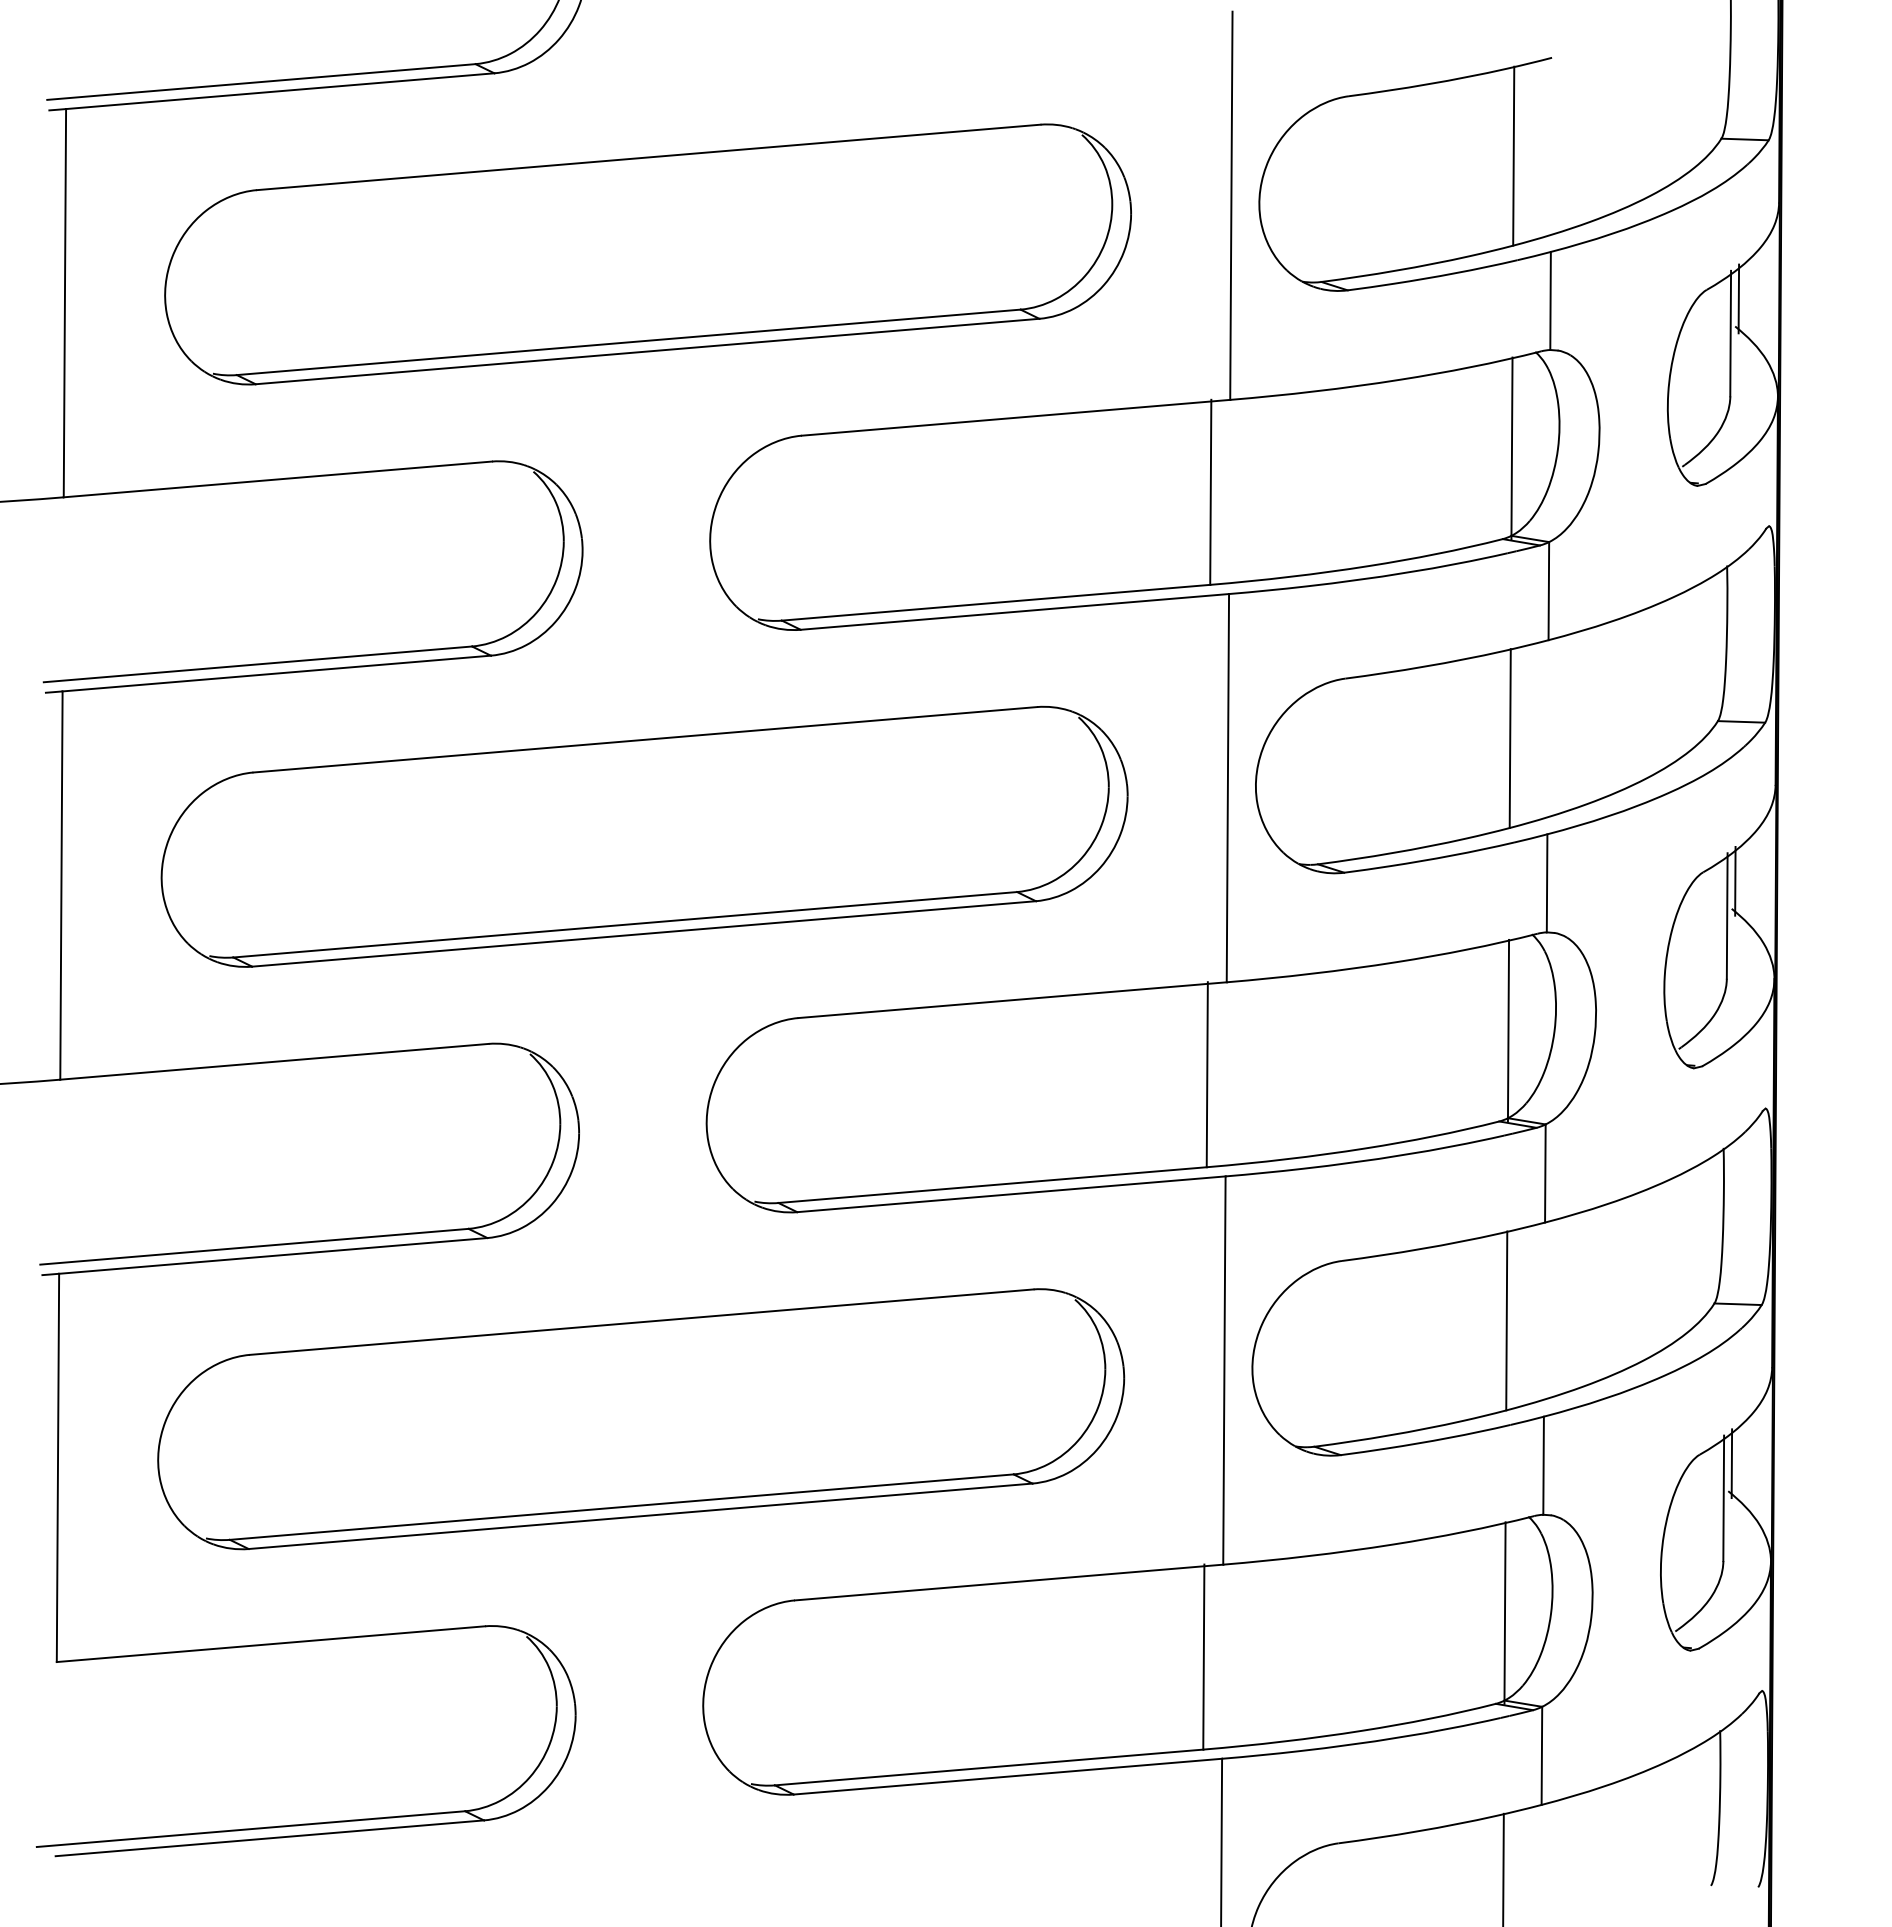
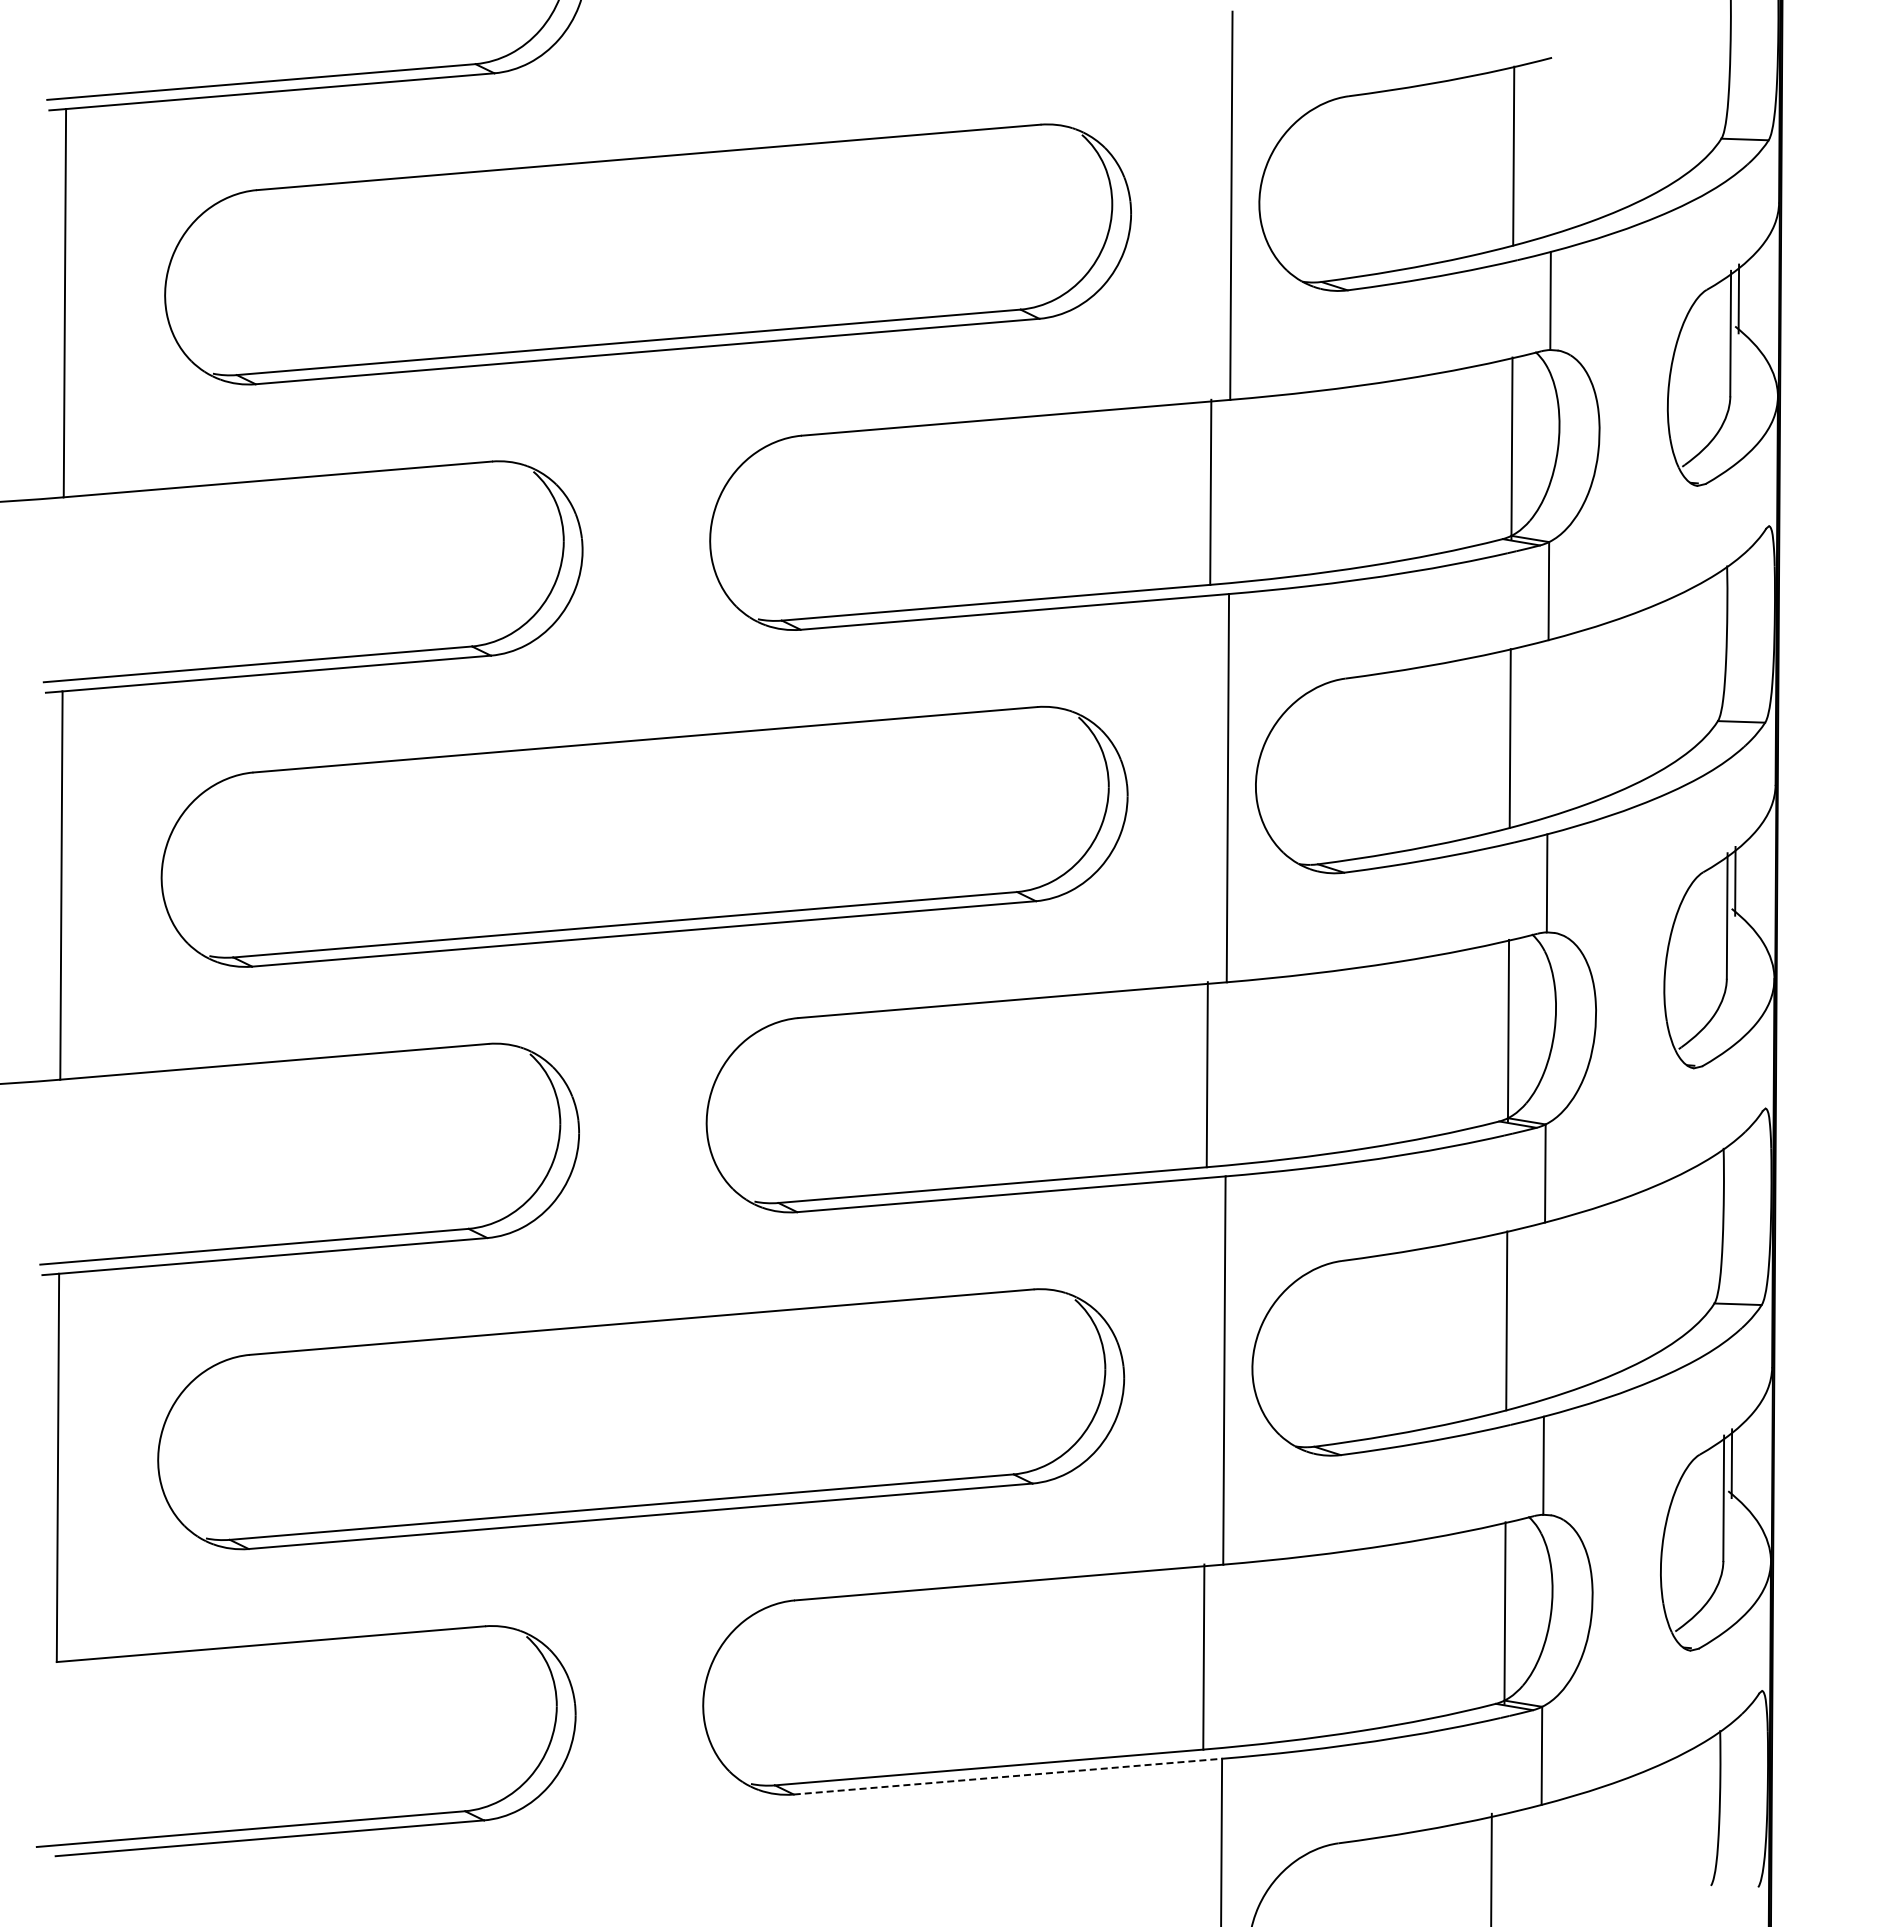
line: solid -> dashed (1007, 1776)
line position: (1503, 1868) -> (1491, 1868) (1491, 1868)
